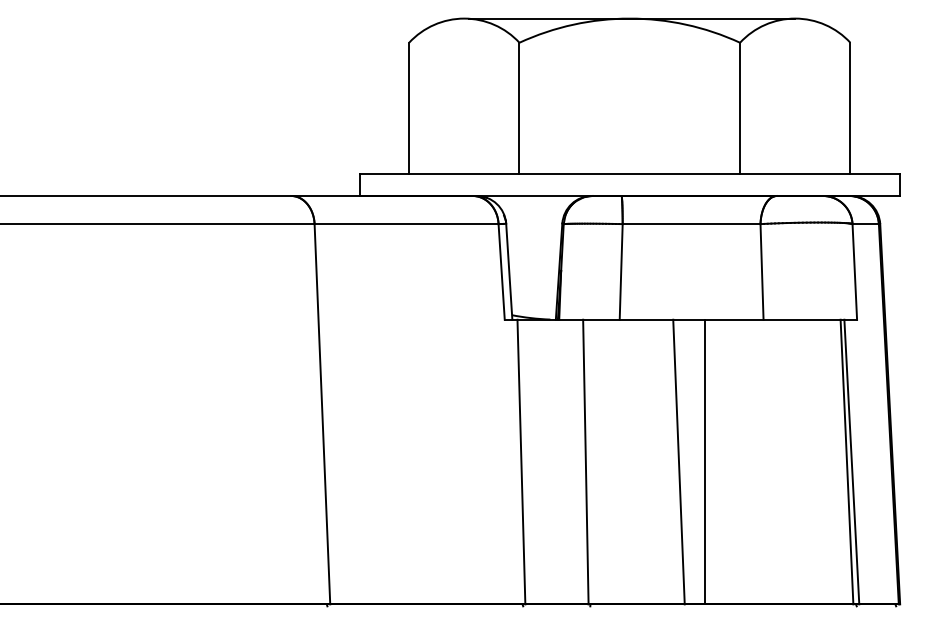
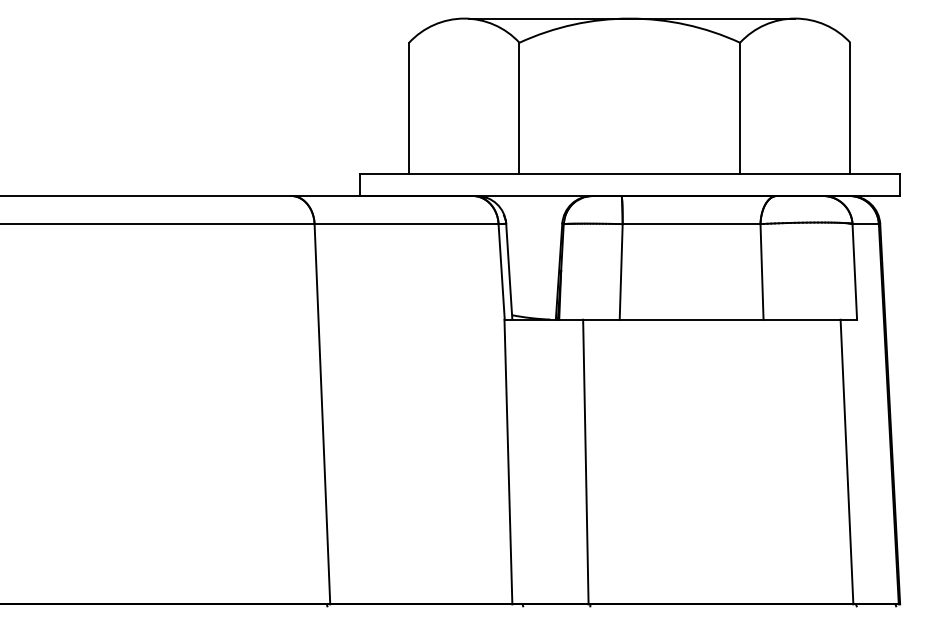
line position: (521, 461) -> (508, 461) (508, 461)
line: present -> none (678, 461)
line: present -> none (704, 461)
line: present -> none (851, 461)
